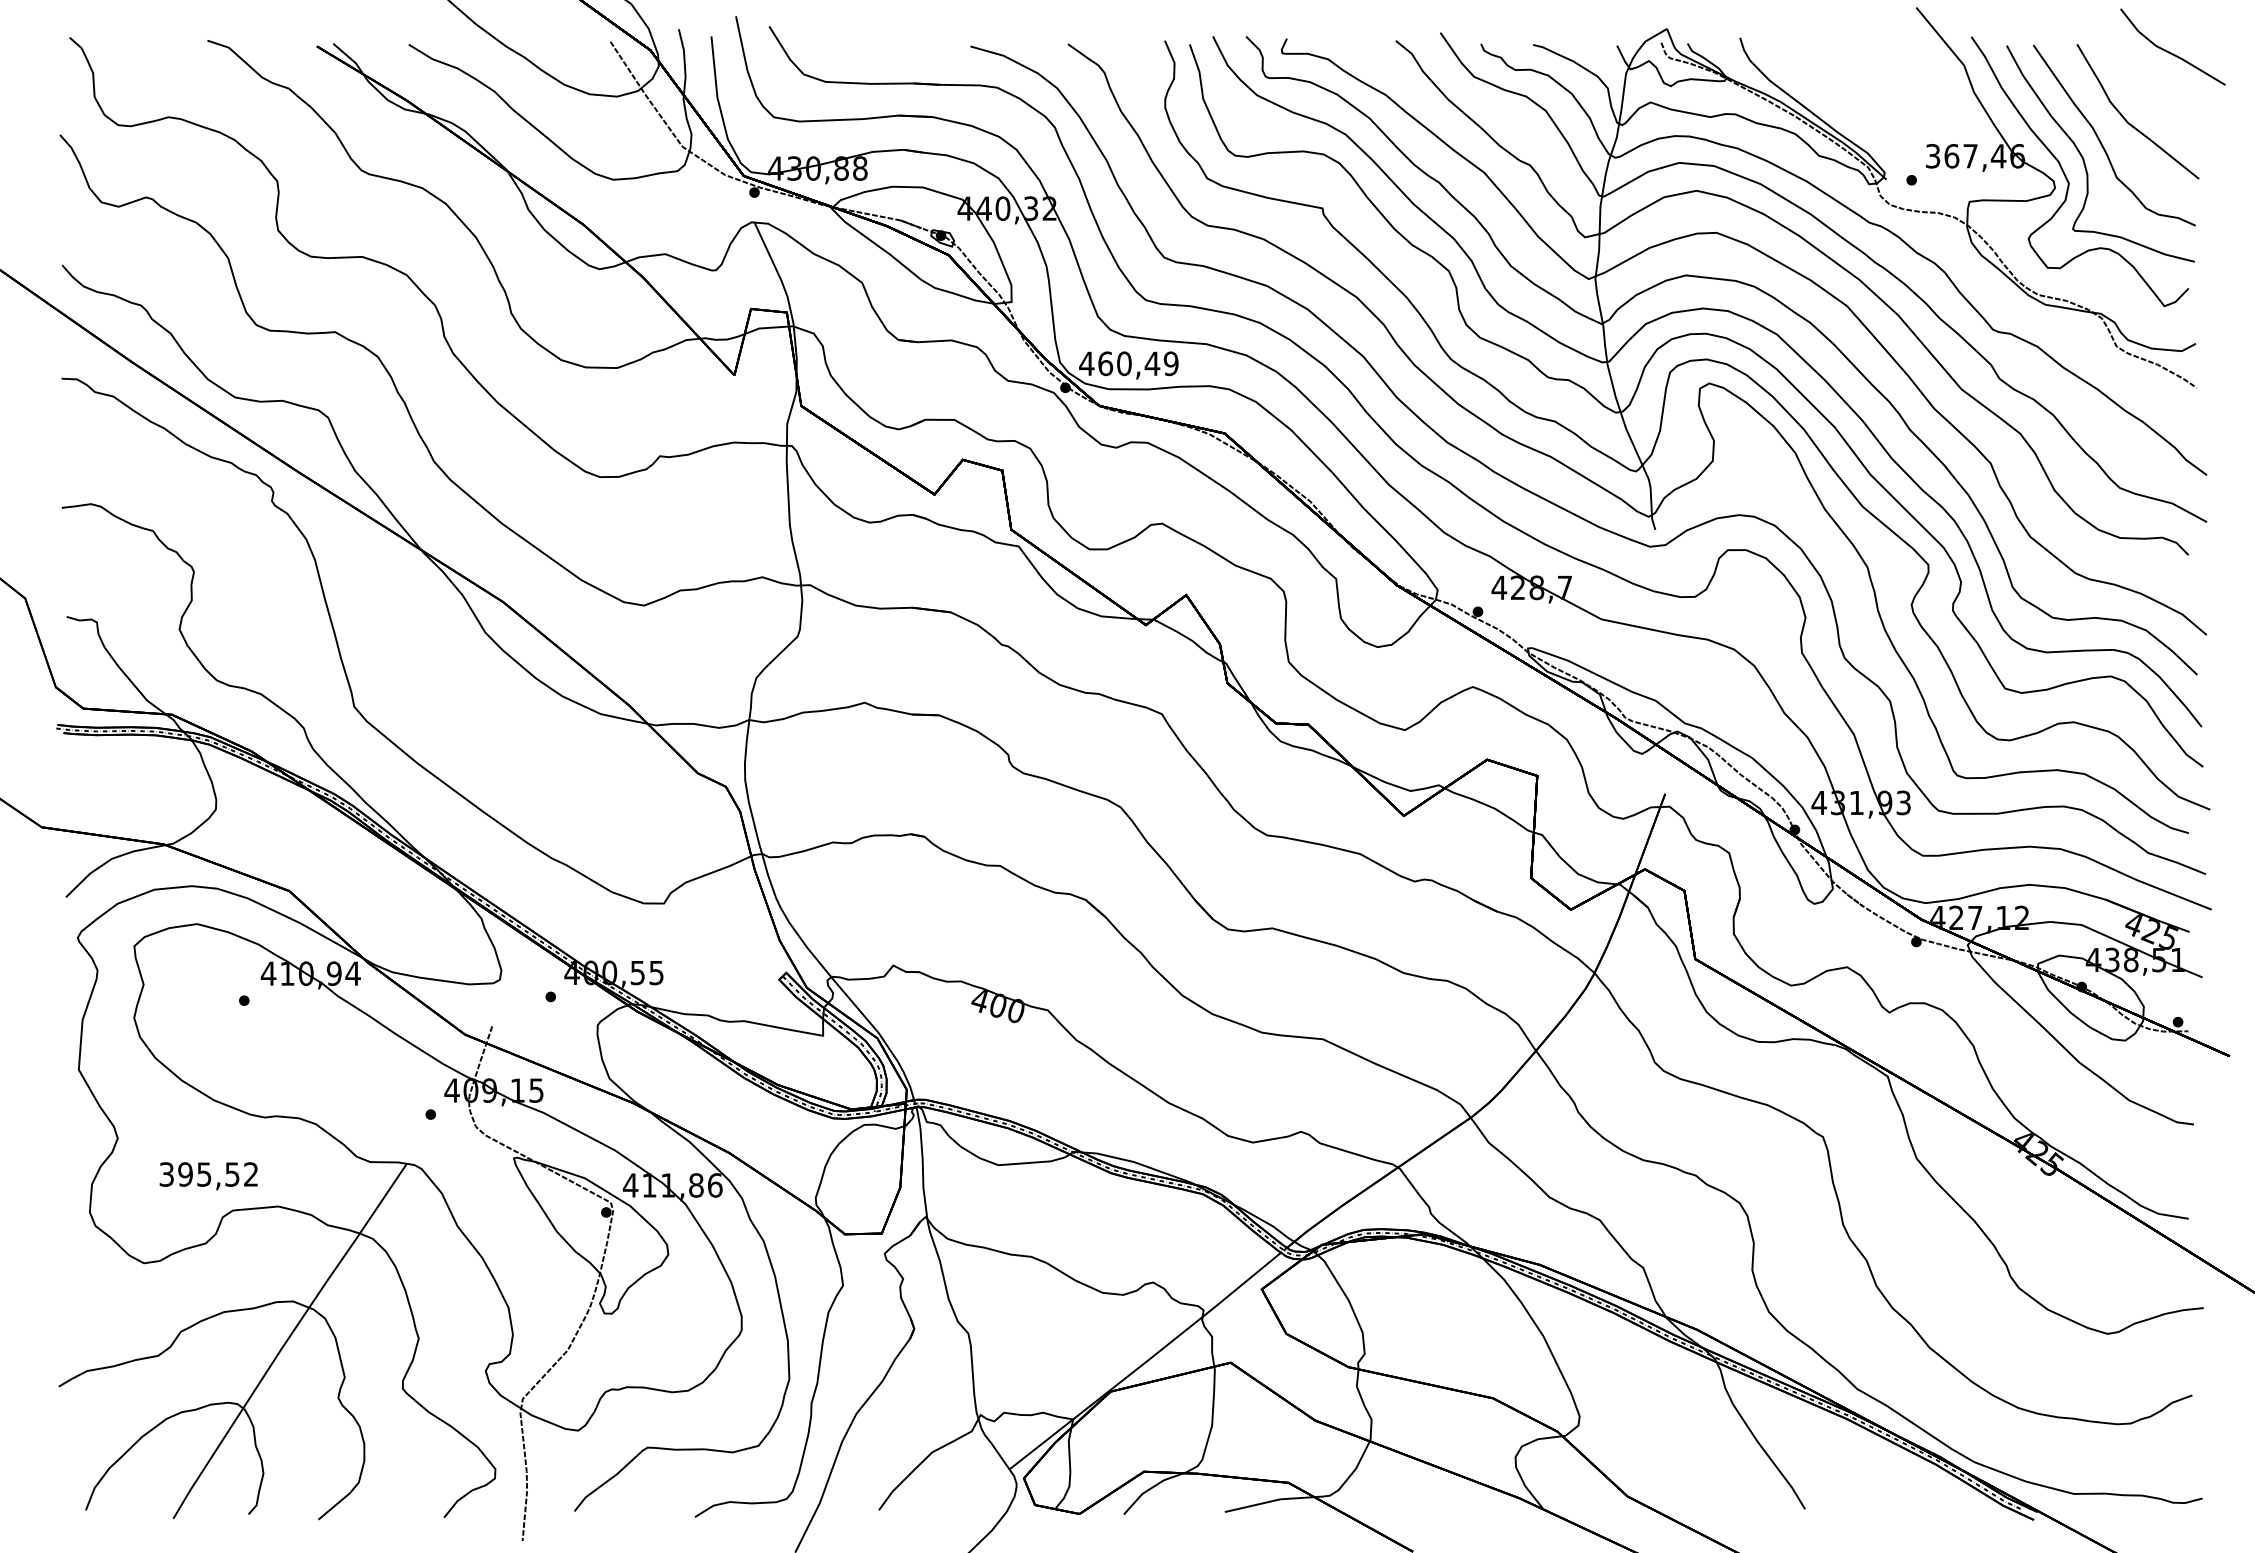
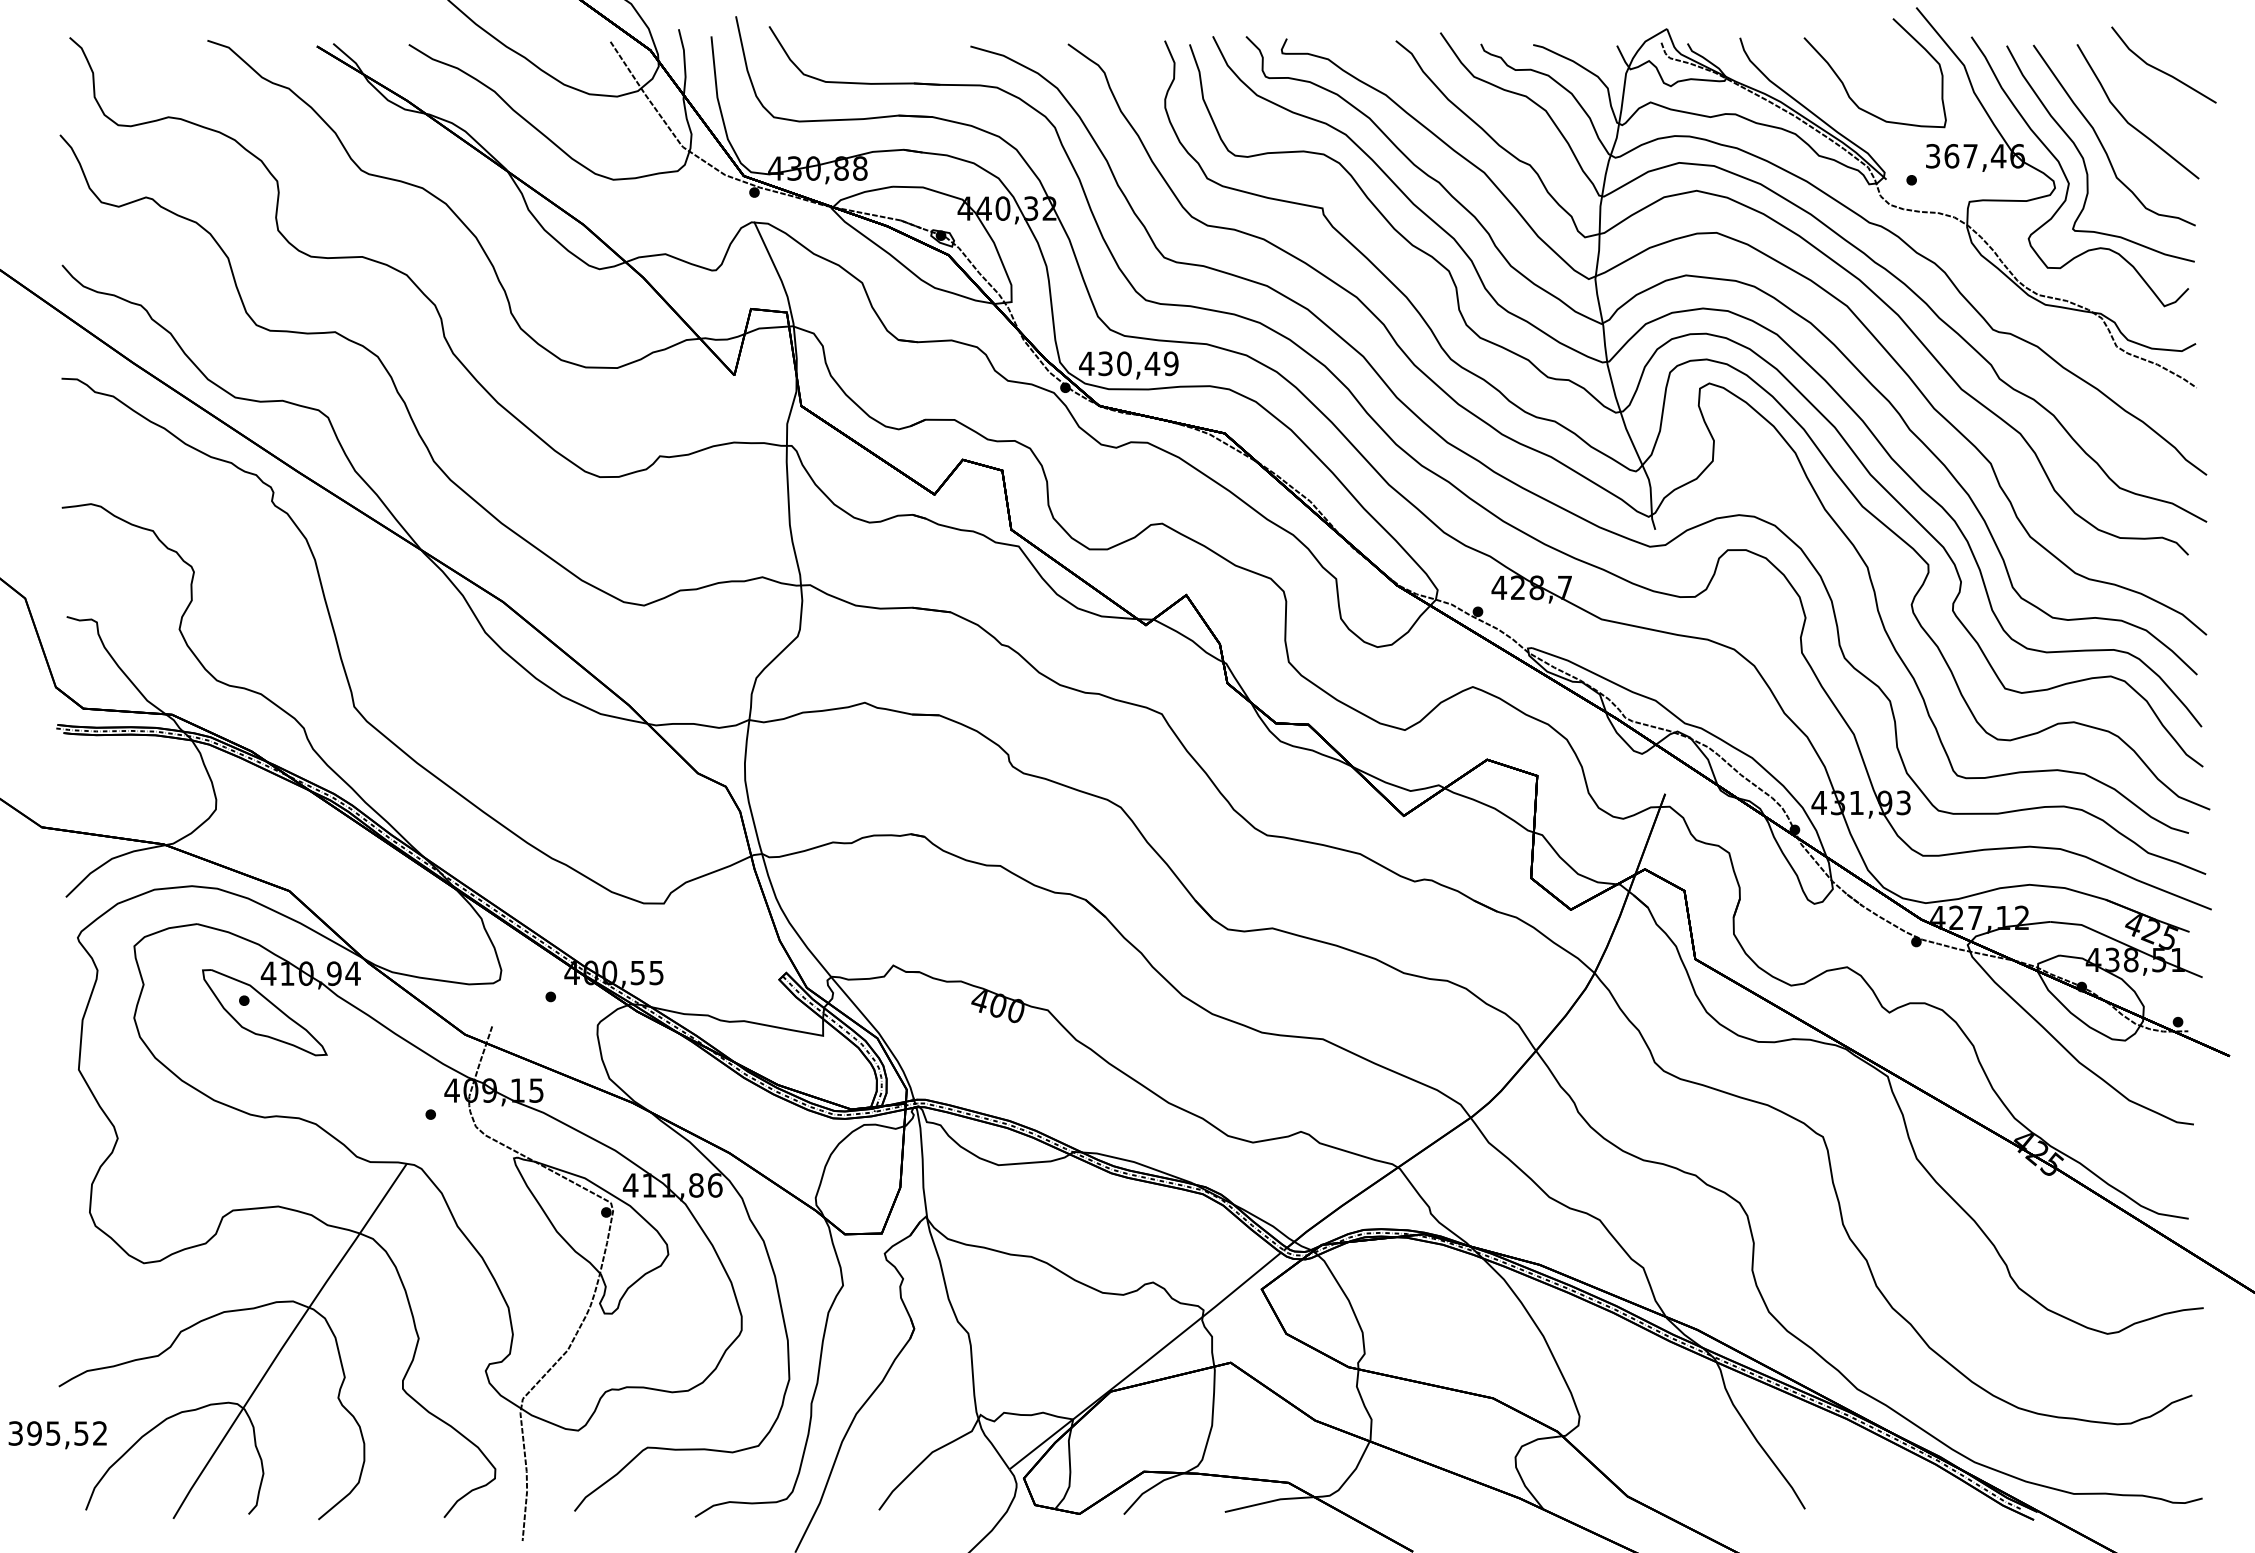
line position: (2169, 51) -> (2160, 69) (2160, 69)
curve: none -> present (1846, 88)
text: 460,49 -> 430,49 (1105, 363)
part: none -> present (264, 1012)
text position: (208, 1176) -> (57, 1435) (57, 1435)
